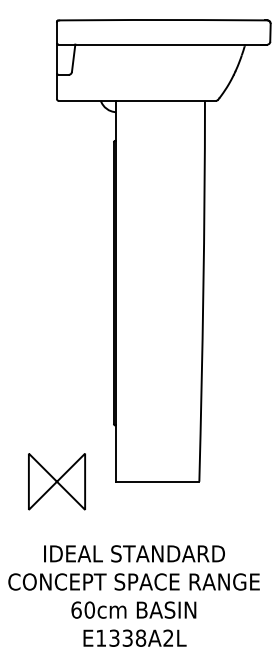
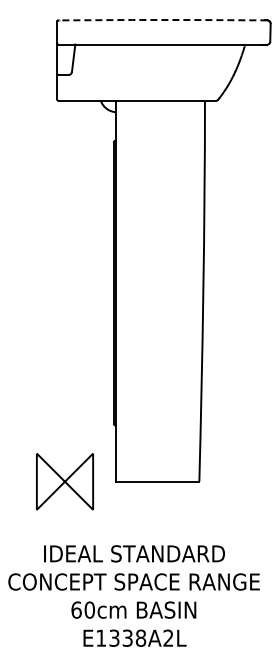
line: solid -> dashed (162, 20)
part position: (56, 481) -> (64, 481) (64, 481)
